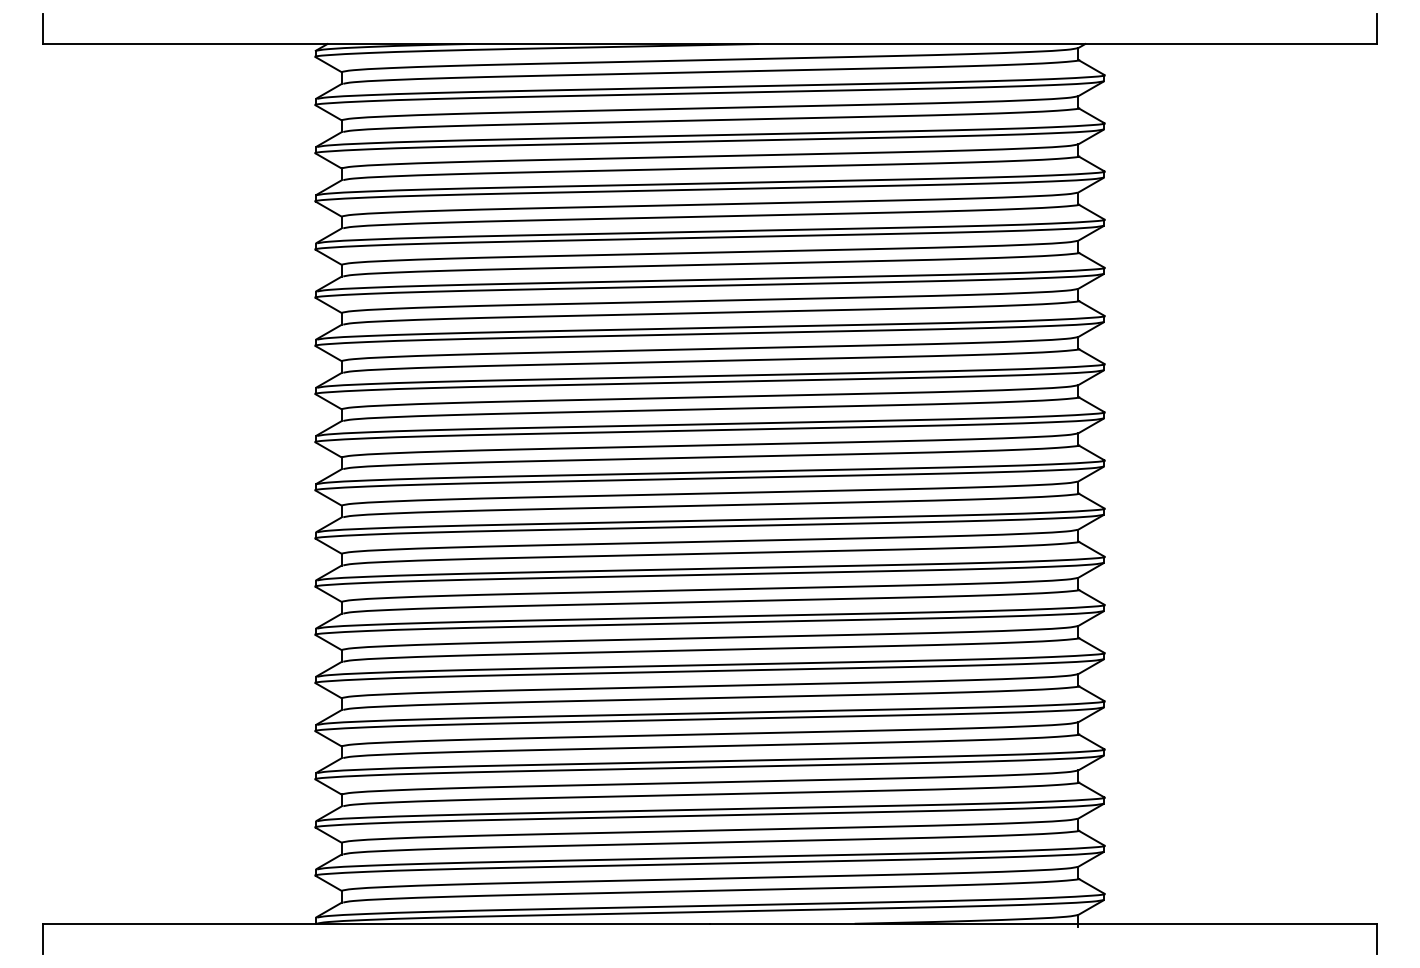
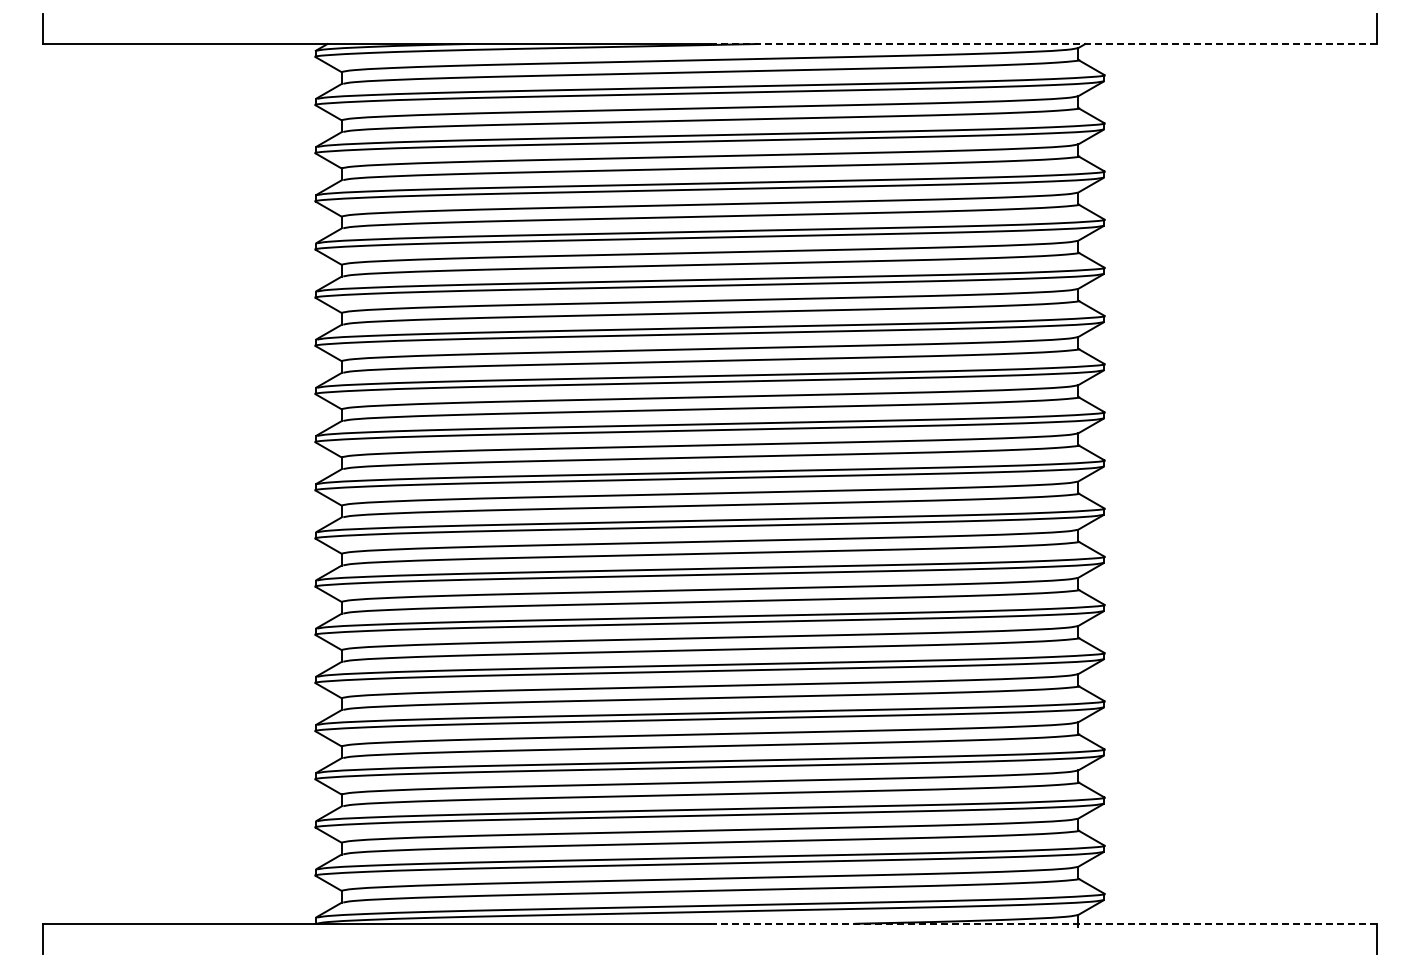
line: solid -> dashed (1043, 44)
line: solid -> dashed (1043, 923)
